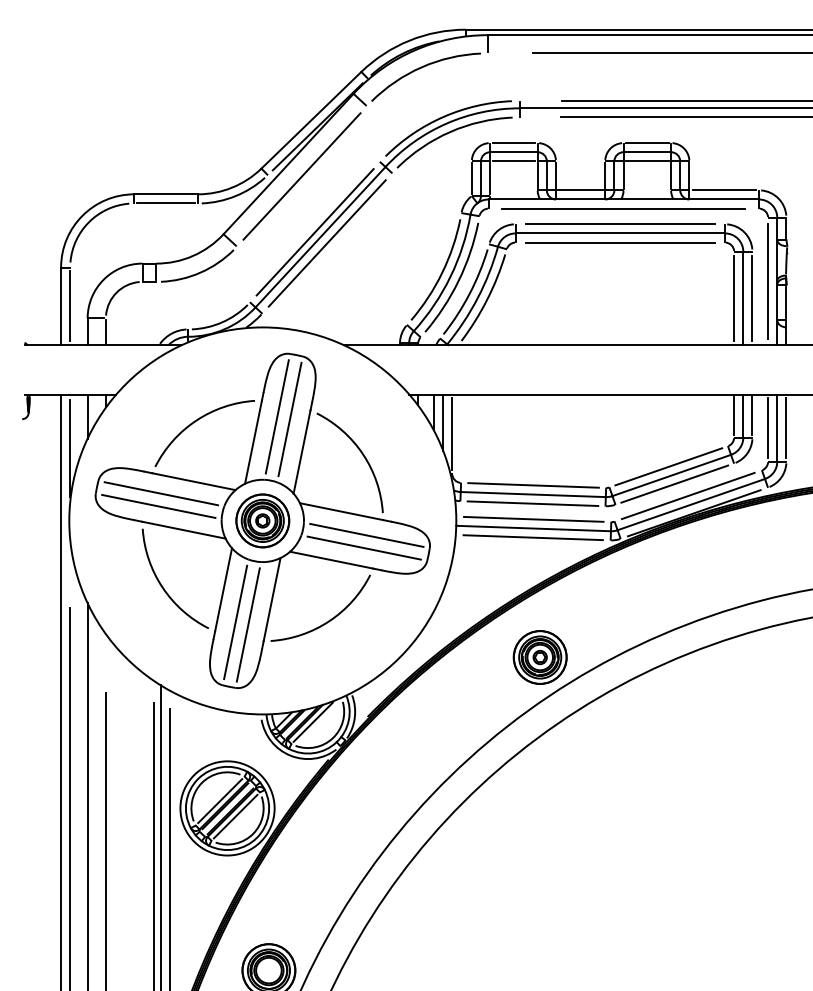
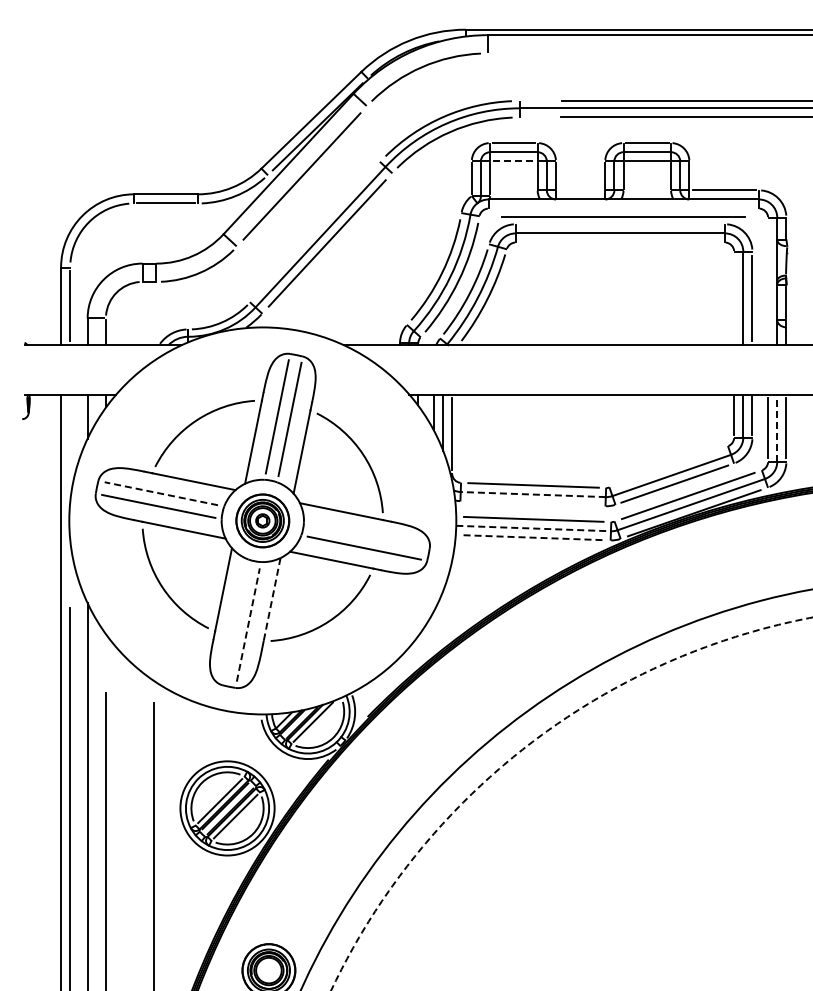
line: present -> none (671, 53)
line: solid -> dashed (514, 161)
line: present -> none (580, 190)
line position: (623, 208) -> (623, 216) (623, 216)
line: present -> none (620, 224)
line: present -> none (314, 232)
line: present -> none (620, 242)
line: present -> none (768, 281)
line: present -> none (734, 298)
line: solid -> dashed (777, 428)
line: present -> none (70, 447)
line: present -> none (668, 466)
line: solid -> dashed (161, 493)
line: solid -> dashed (533, 494)
line: present -> none (532, 503)
line: solid -> dashed (534, 528)
line: present -> none (366, 534)
line: solid -> dashed (533, 537)
line: solid -> dashed (272, 600)
line: present -> none (235, 622)
line: solid -> dashed (248, 624)
part: present -> none (539, 657)
arc: solid -> dashed (526, 746)
line: present -> none (160, 836)
line: present -> none (169, 848)
